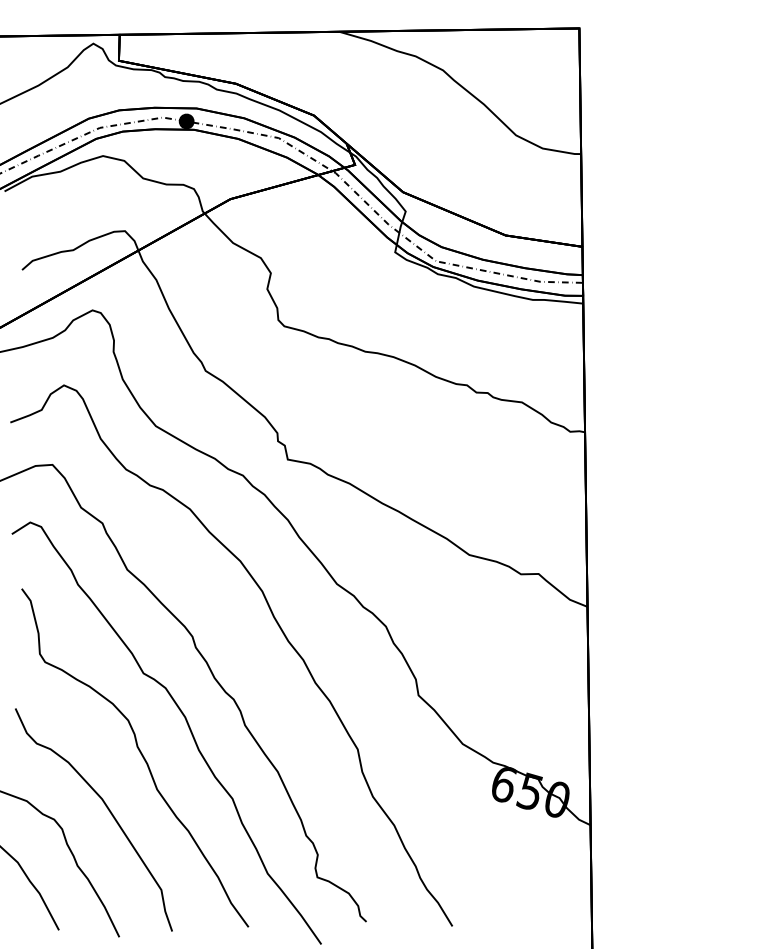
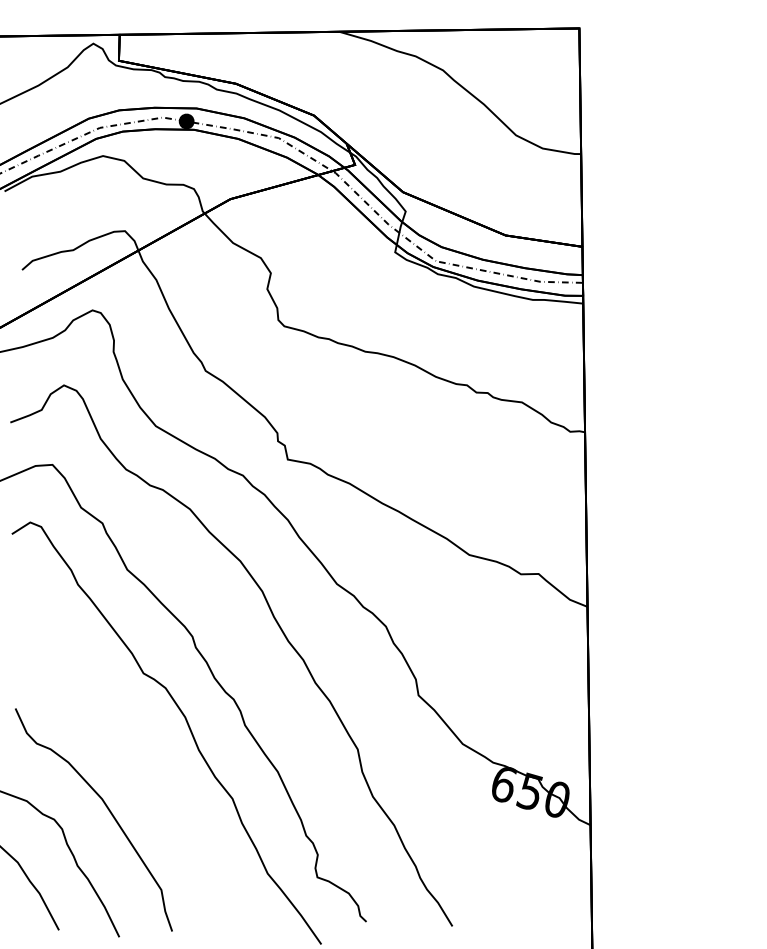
curve: present -> none (140, 754)
